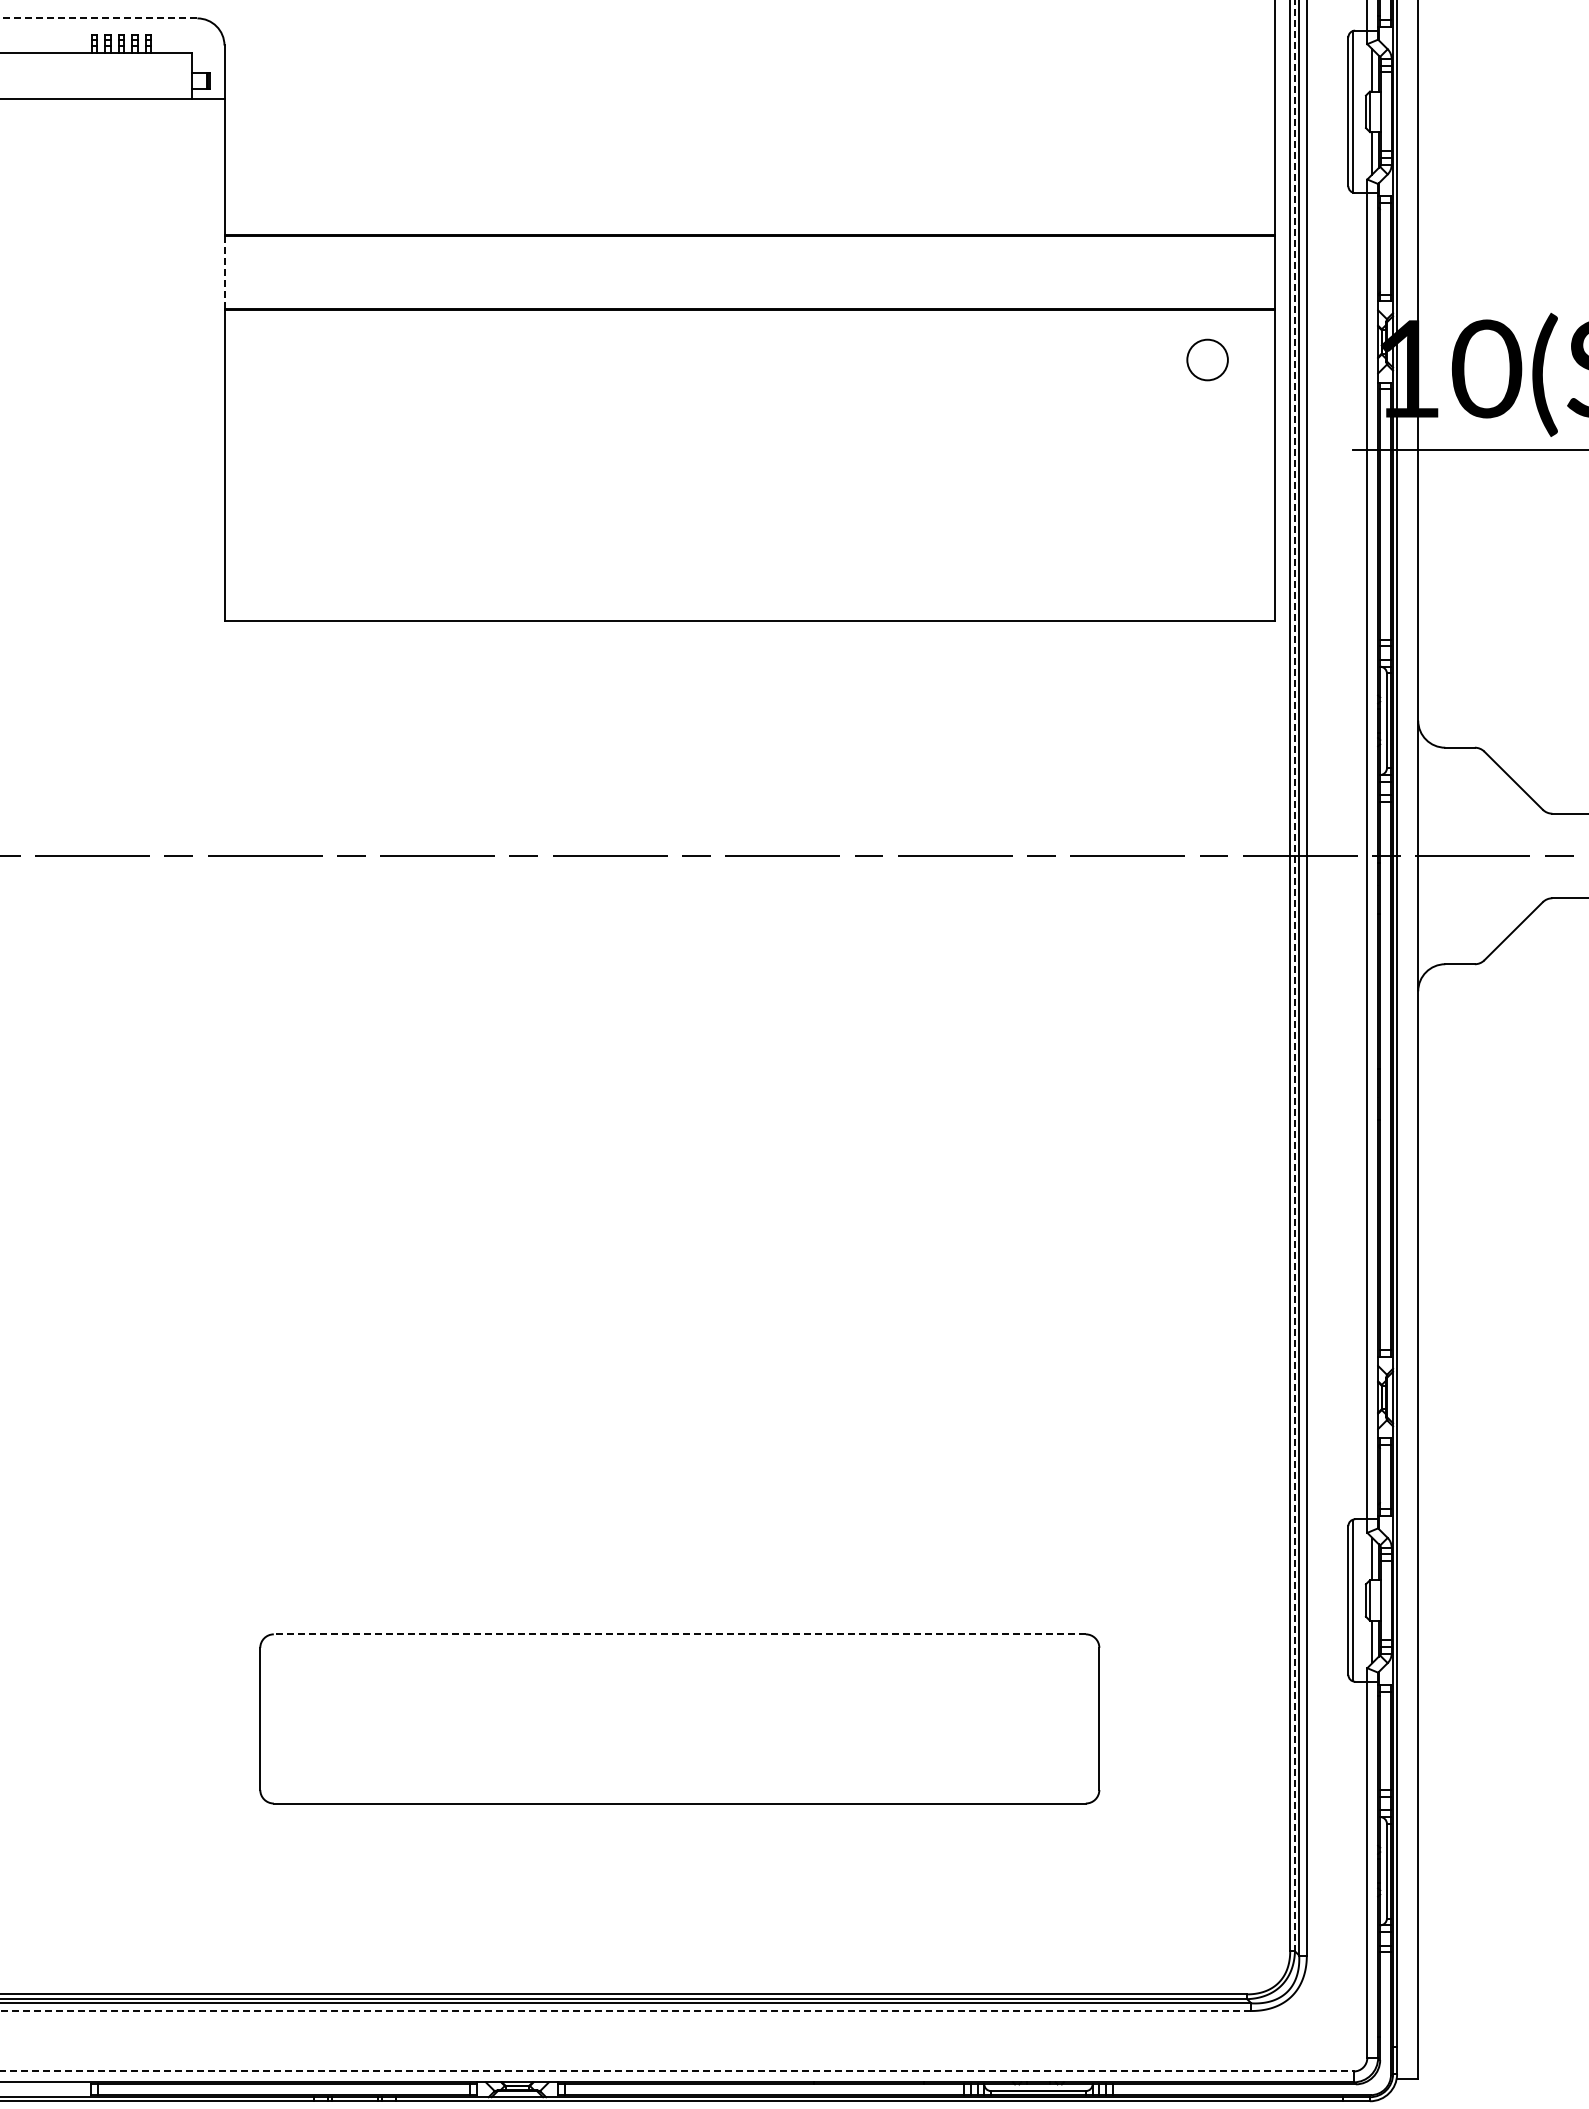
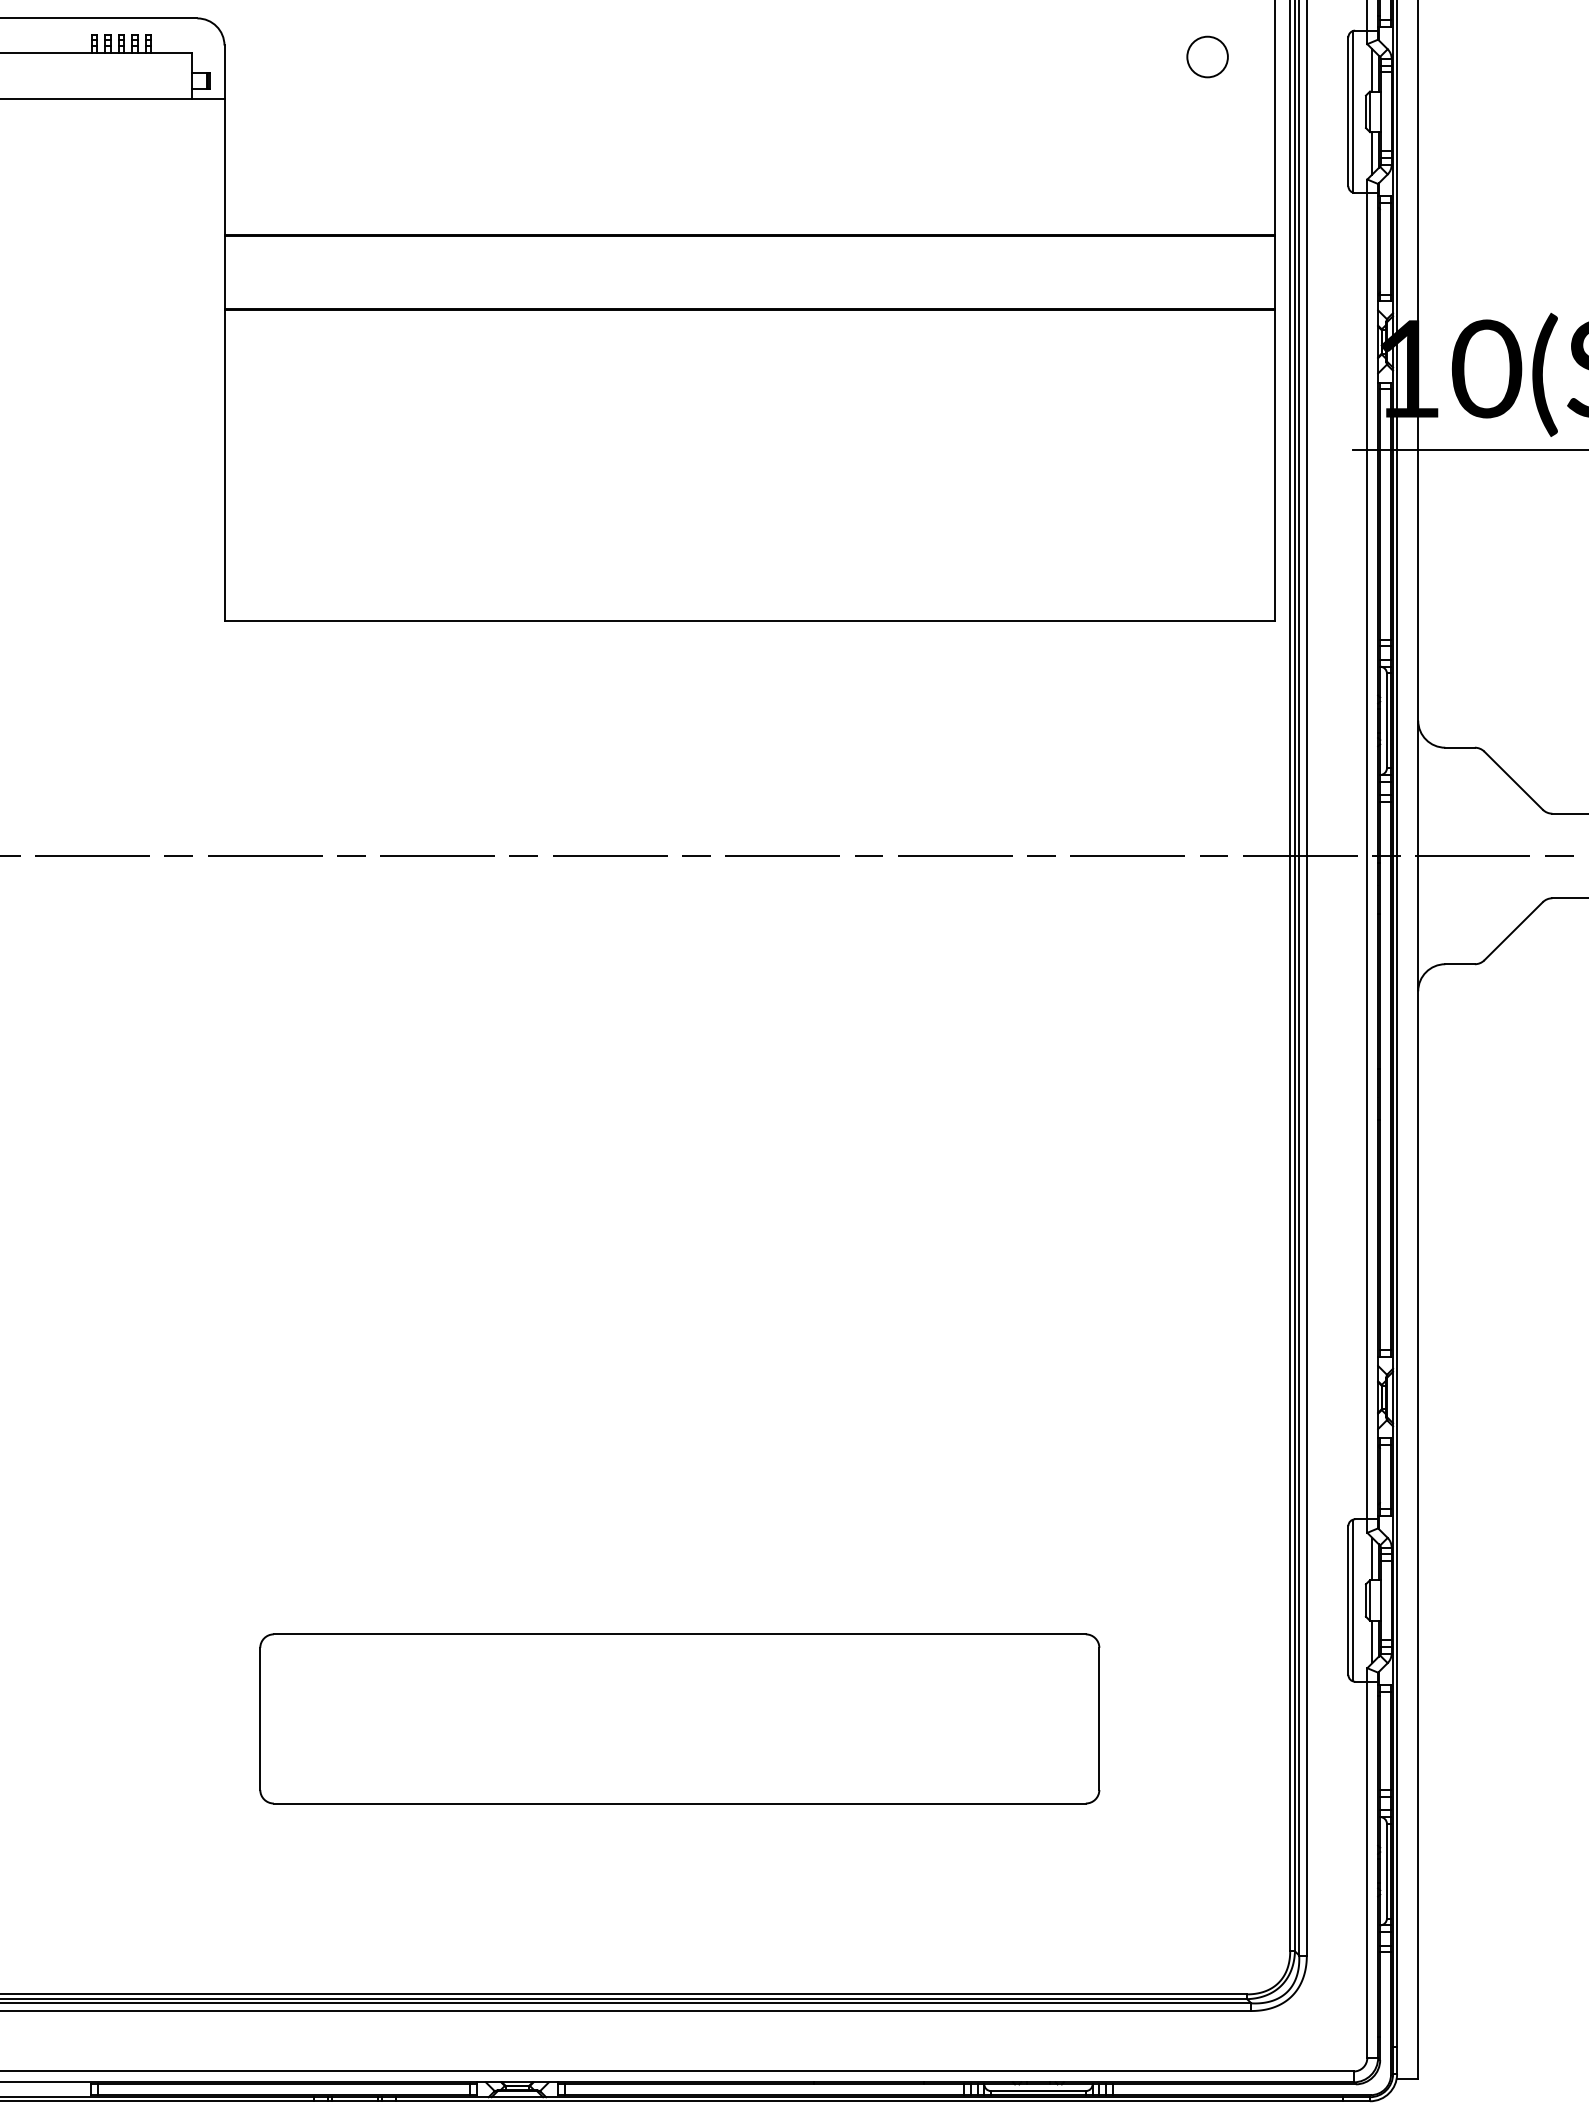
line: dashed -> solid (98, 18)
line: dashed -> solid (224, 272)
circle position: (1207, 359) -> (1207, 56) (1207, 56)
line: dashed -> solid (1294, 976)
line: dashed -> solid (679, 1634)
line: dashed -> solid (625, 2011)
line: dashed -> solid (677, 2071)
